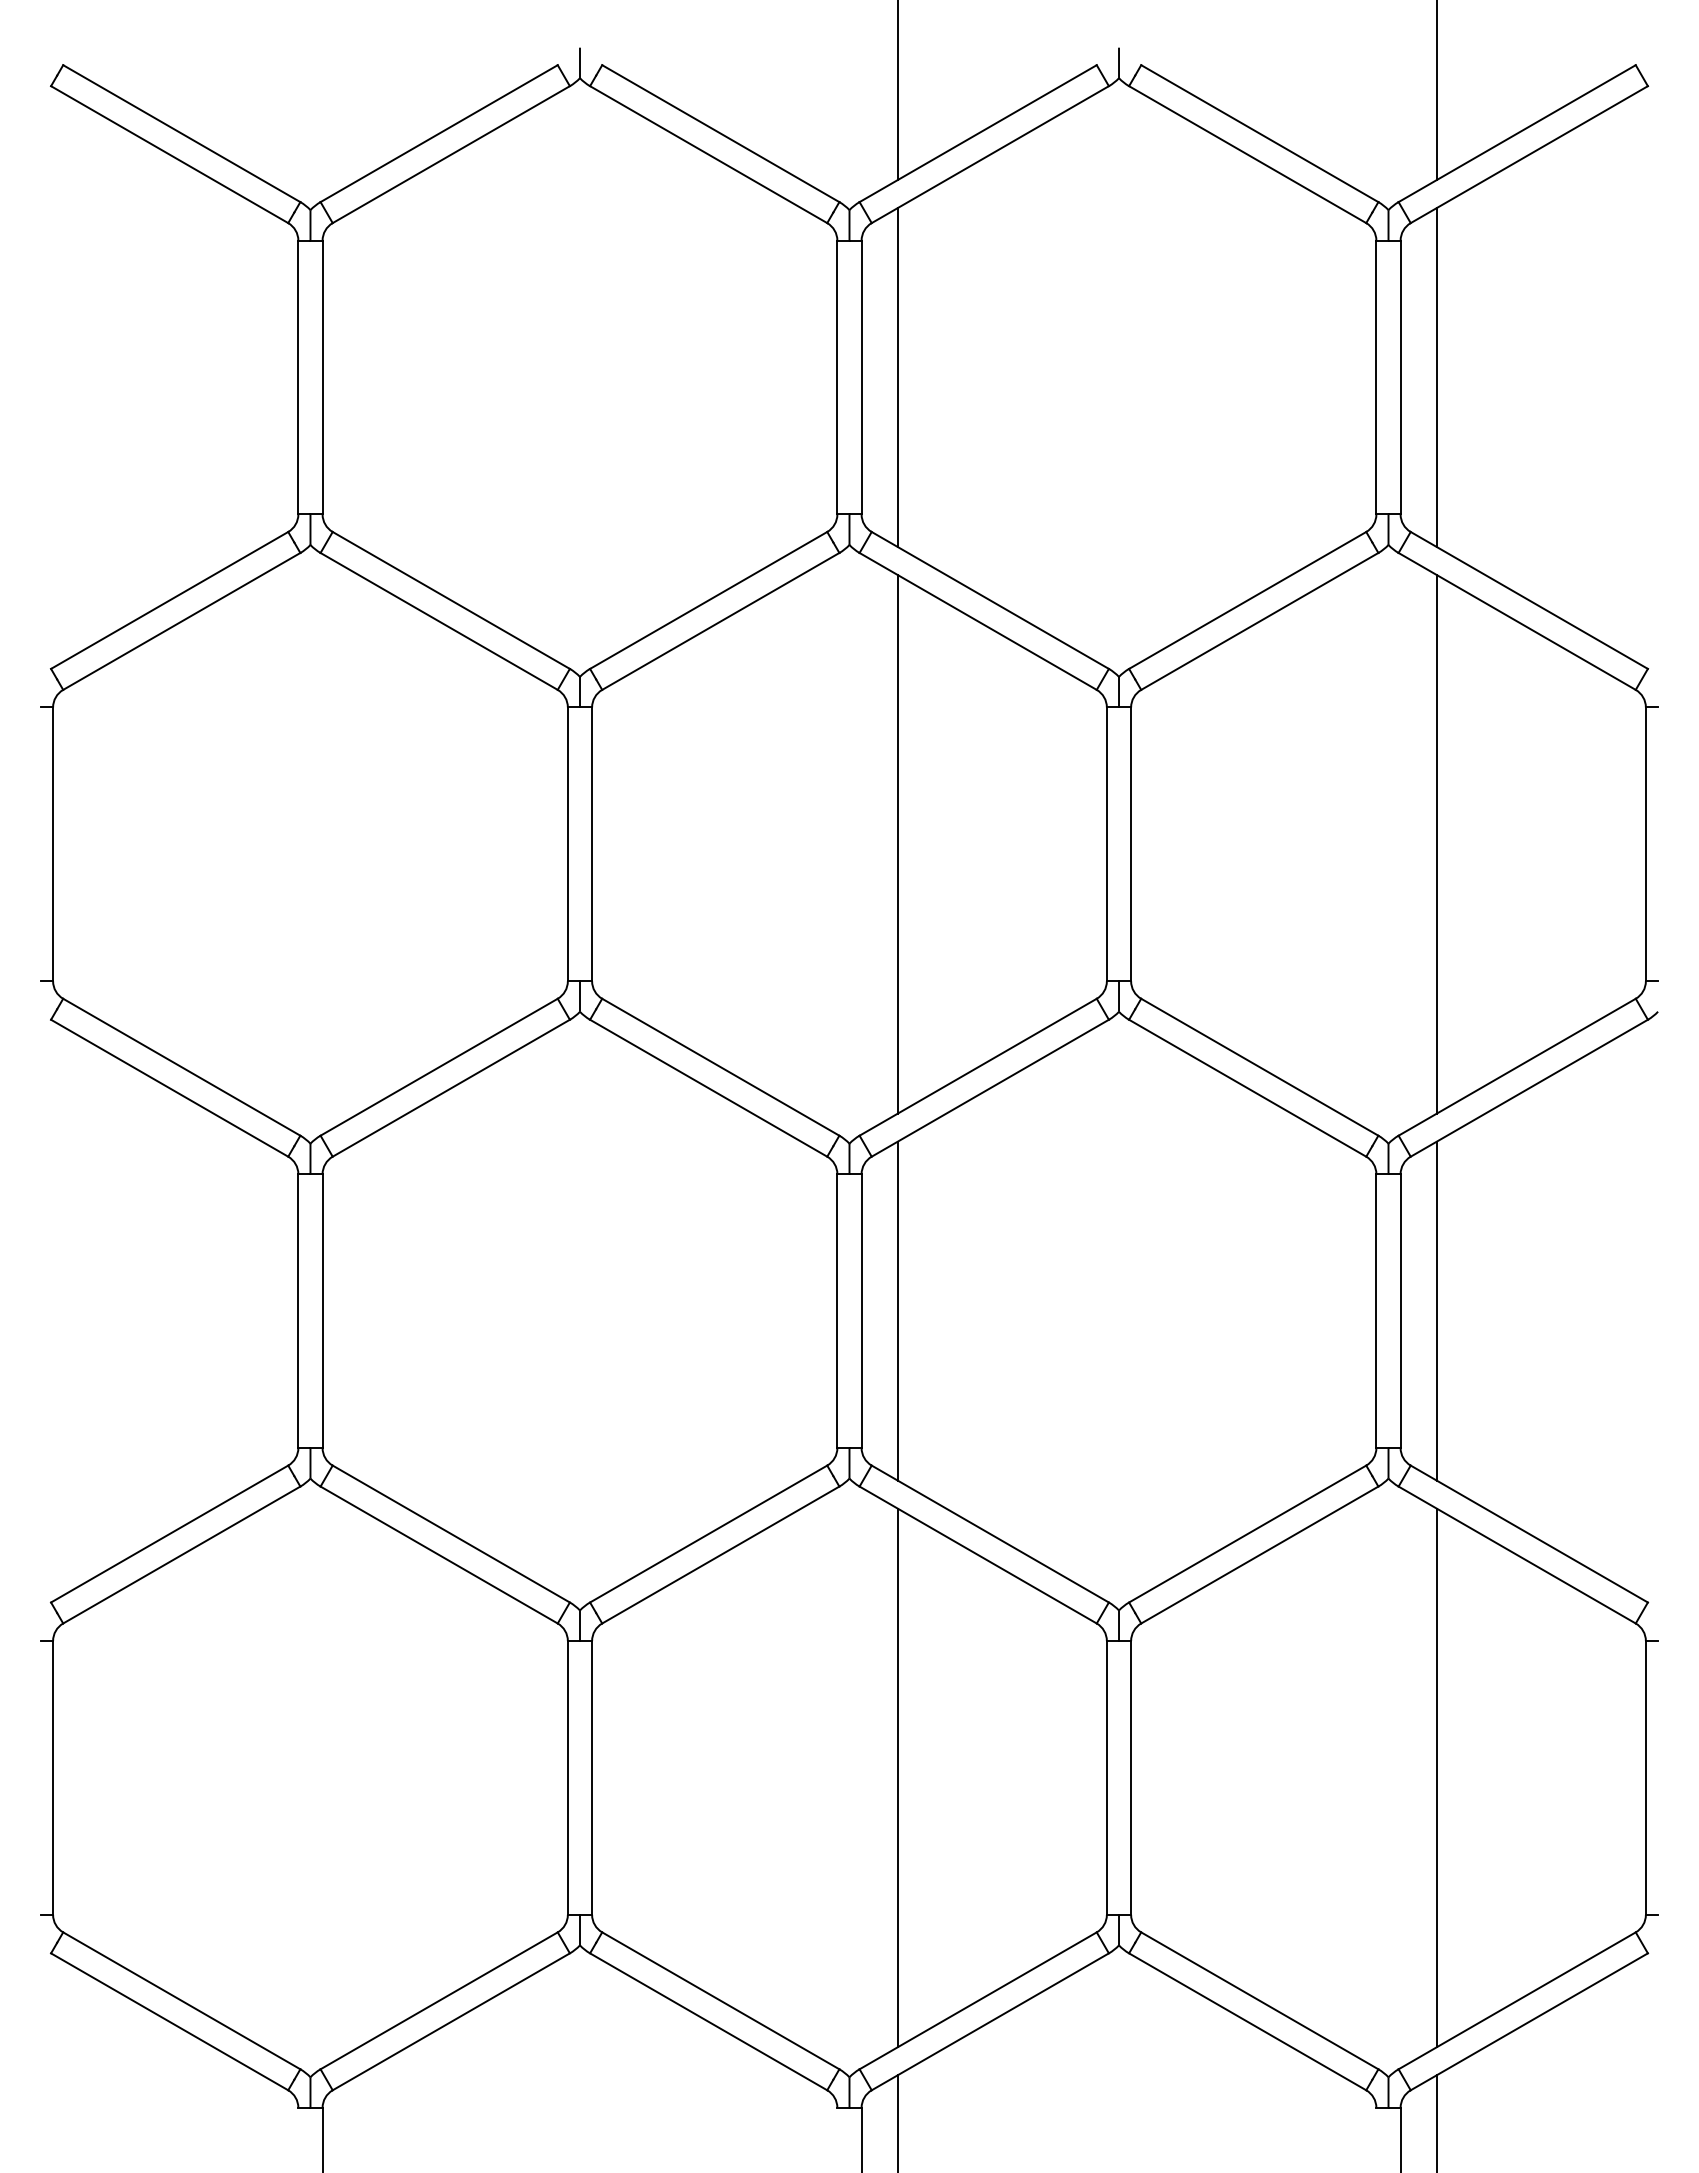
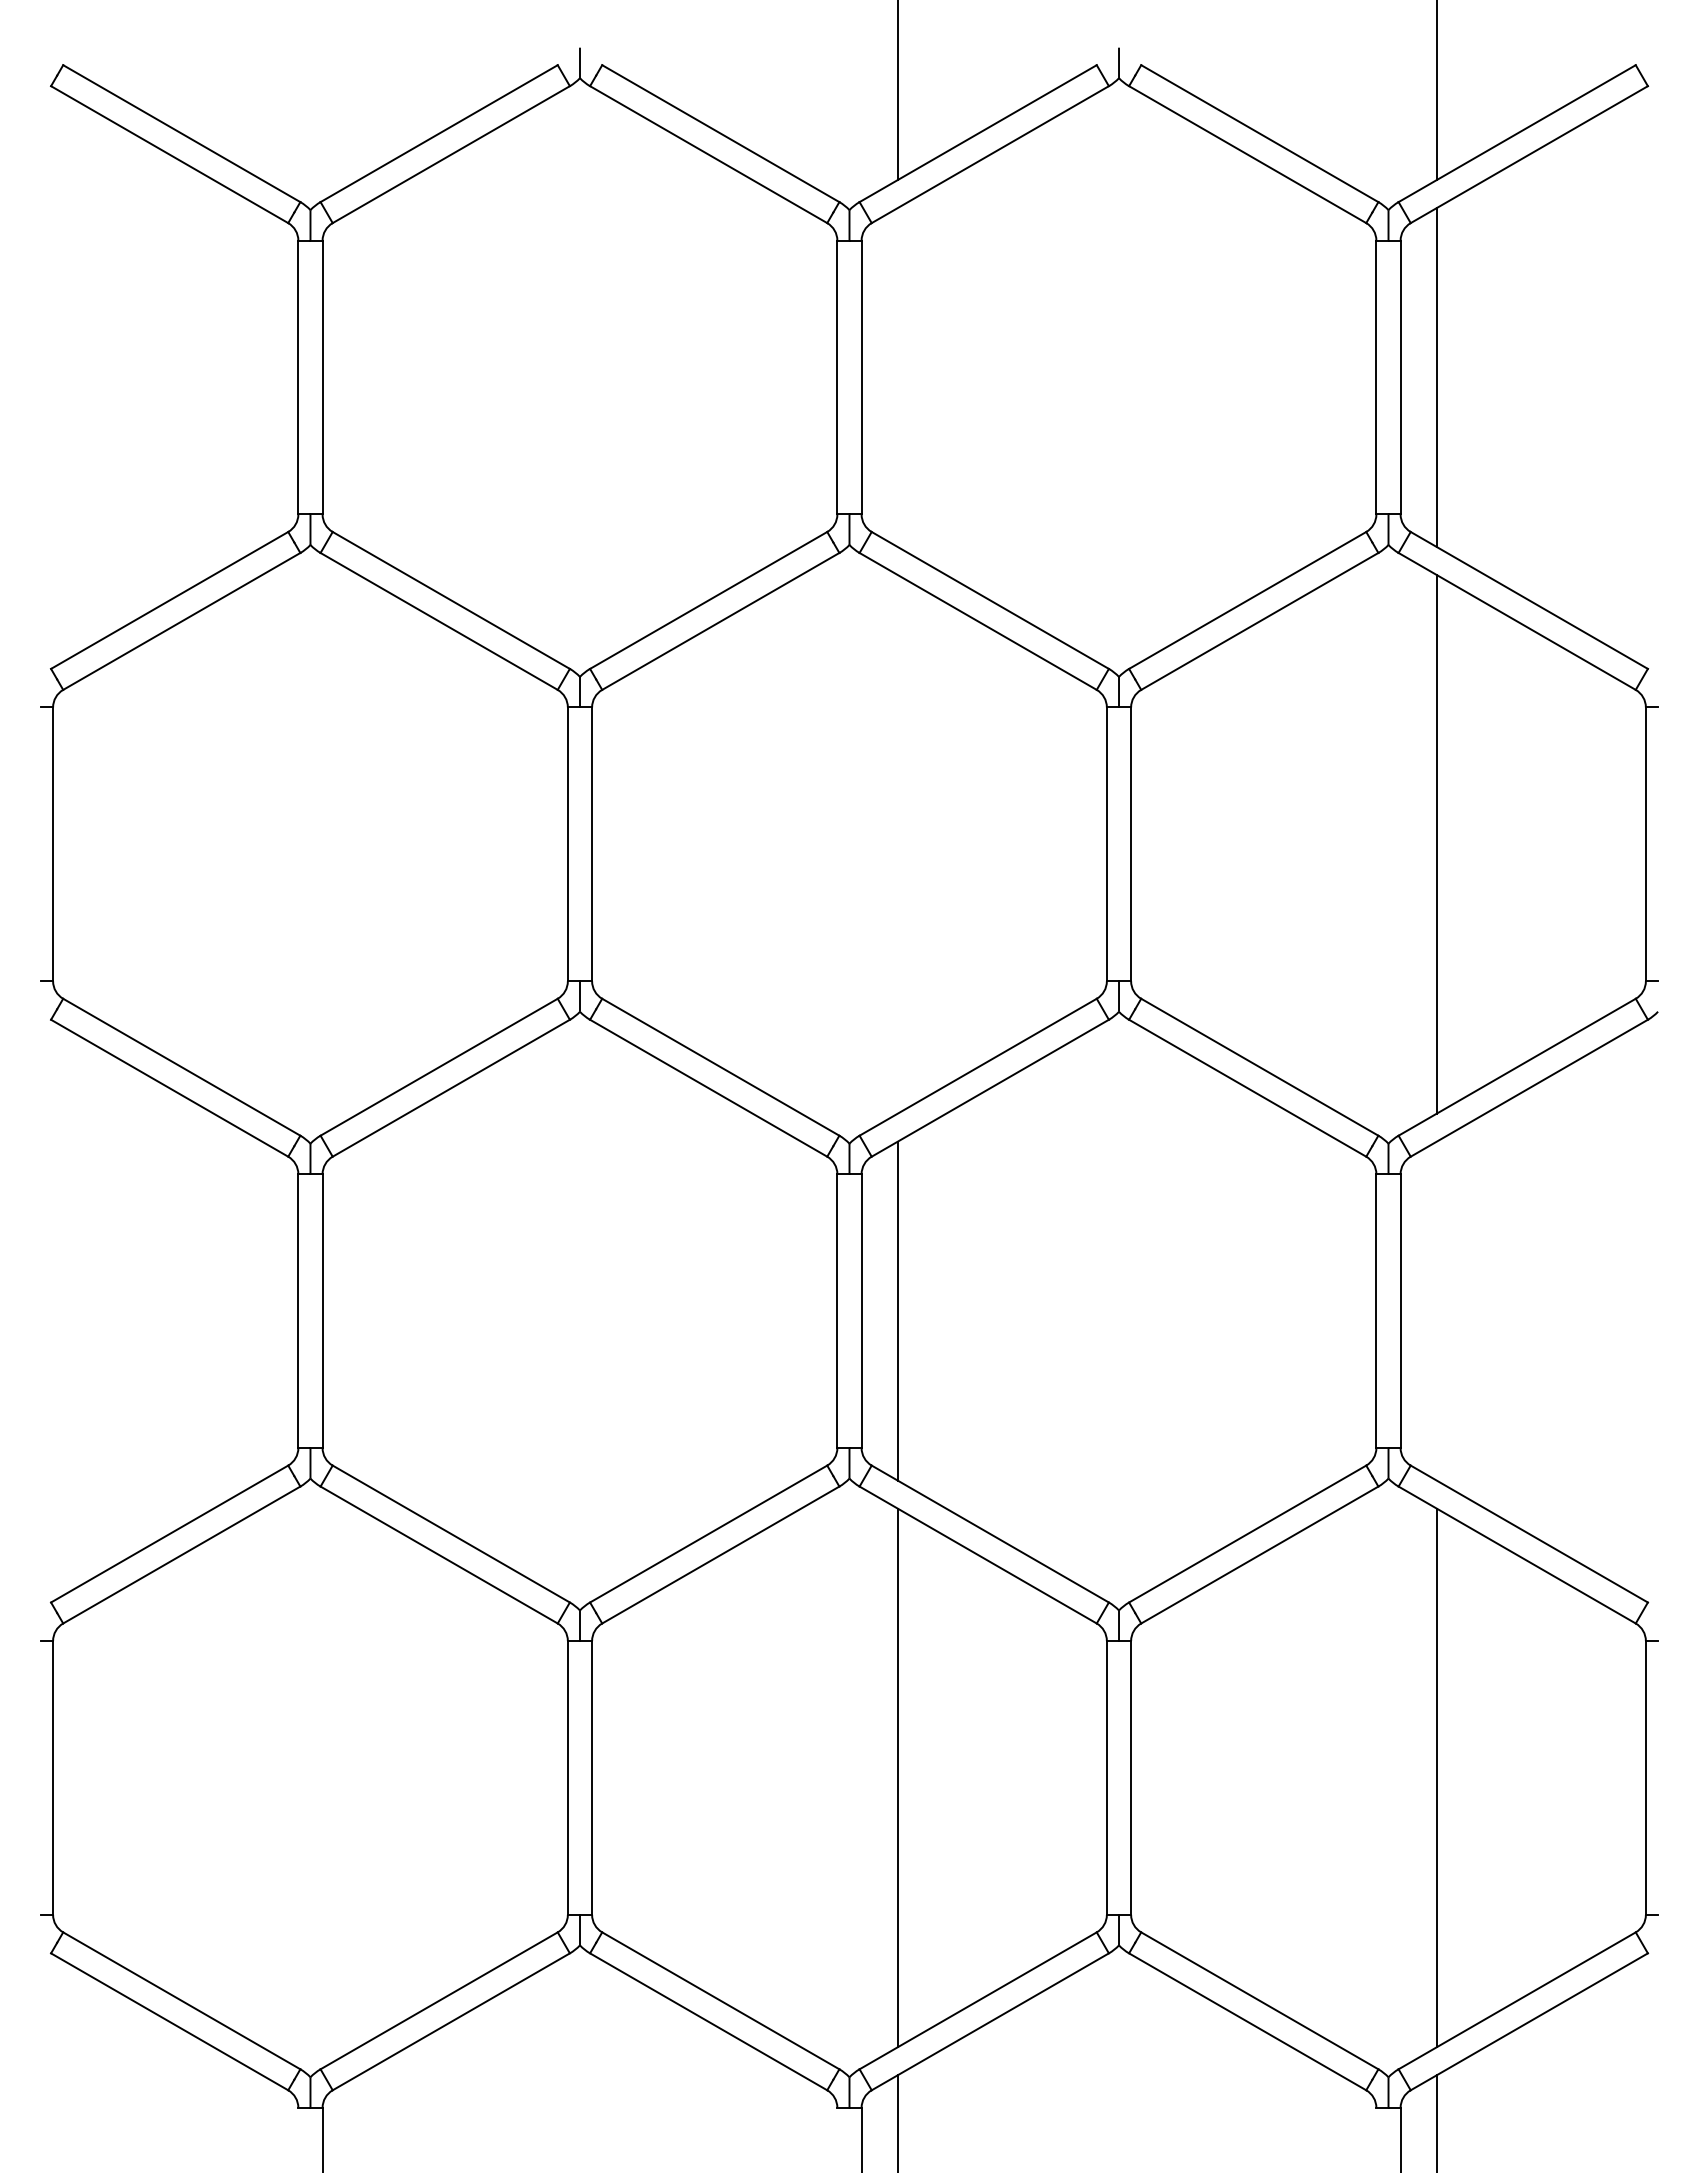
line: present -> none (897, 377)
line: present -> none (897, 843)
line: present -> none (1436, 1310)
